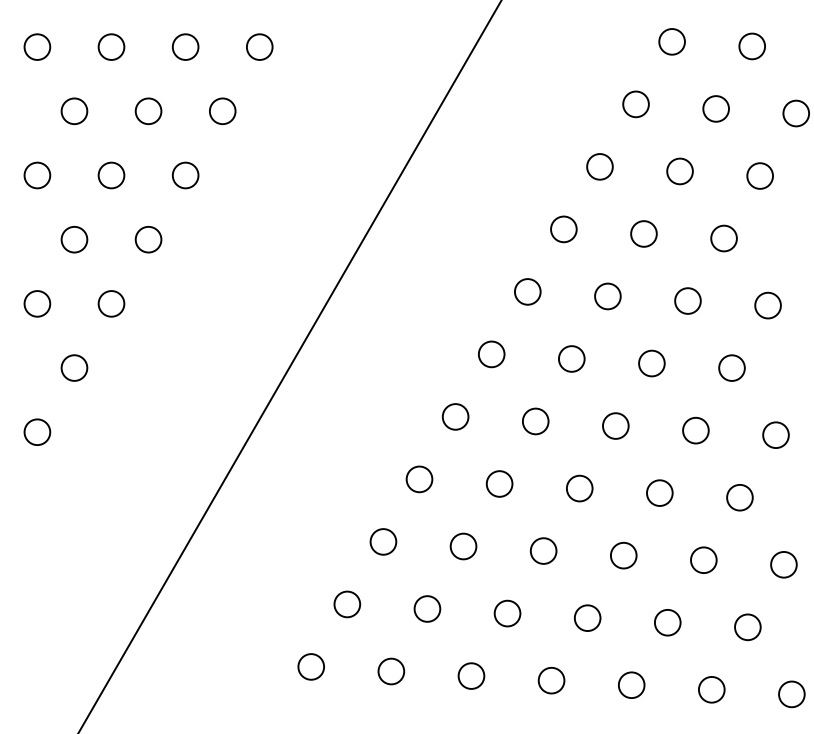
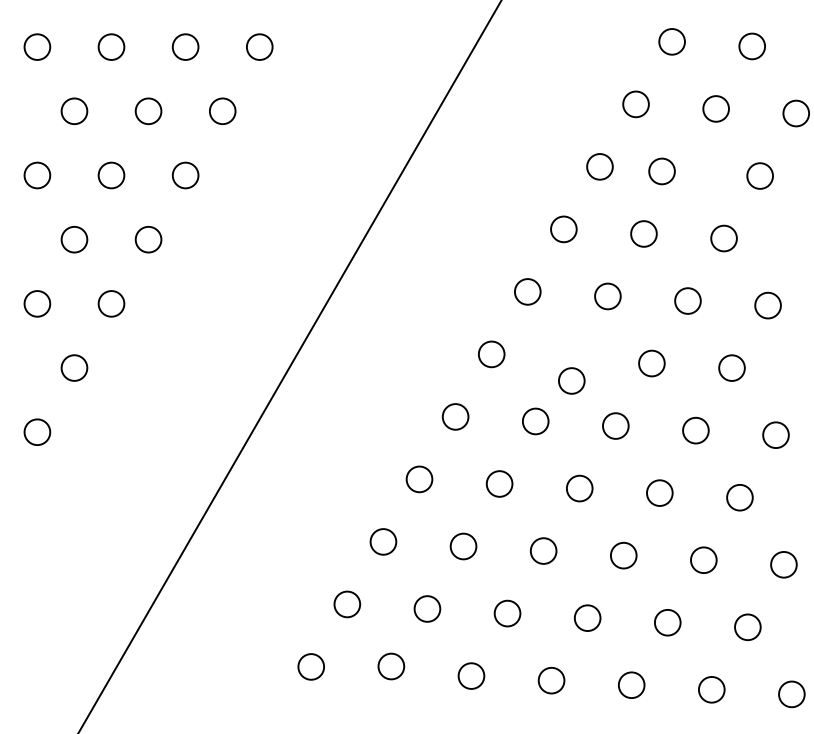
circle position: (679, 171) -> (661, 171) (661, 171)
circle position: (571, 358) -> (571, 380) (571, 380)
circle position: (391, 671) -> (391, 666) (391, 666)
